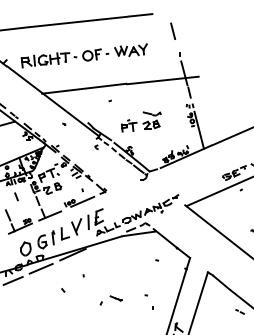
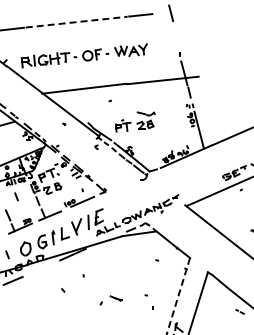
line: solid -> dashed (77, 22)
line position: (173, 30) -> (171, 12) (171, 12)
part position: (141, 121) -> (135, 121) (135, 121)
line: none -> present (7, 254)
line: present -> none (40, 268)
line: solid -> dashed (178, 296)
